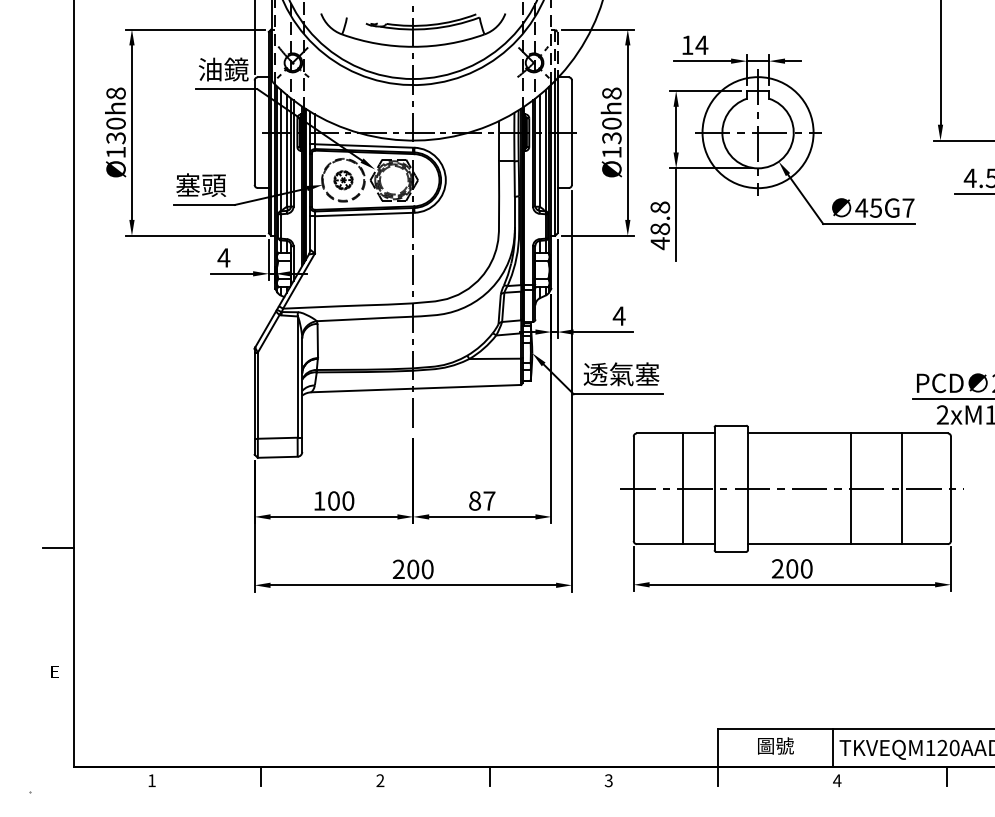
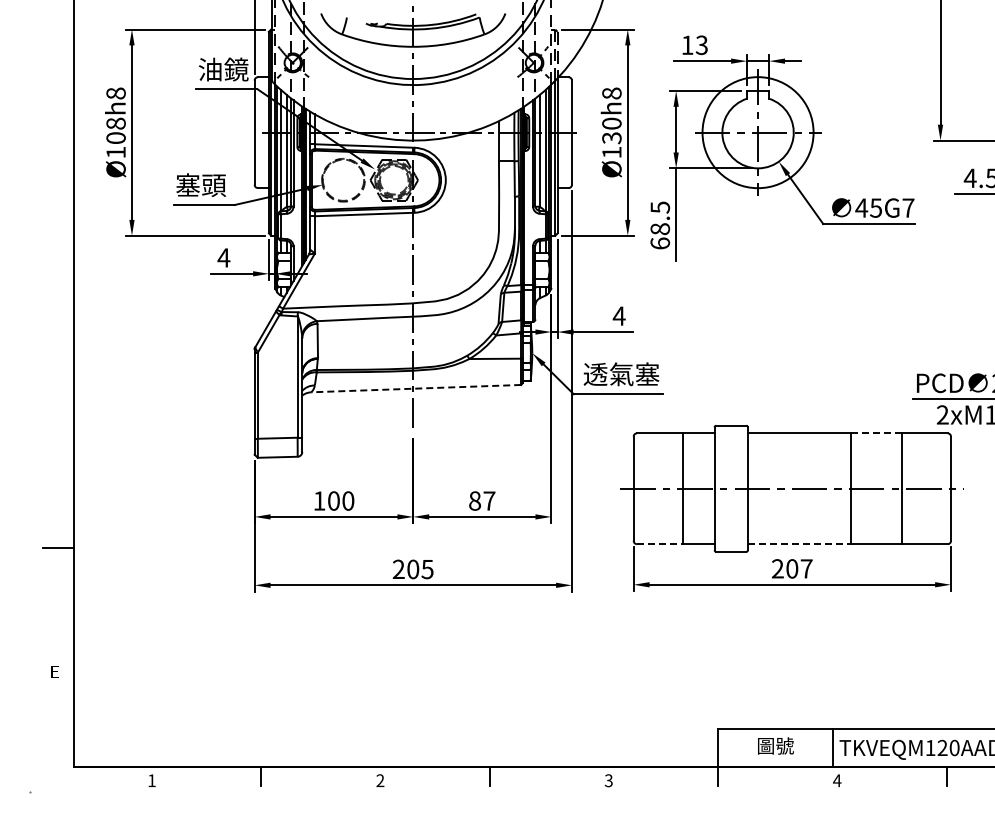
text: 14 -> 13 (701, 45)
text: Ø130h8 -> Ø108h8 (115, 130)
part: present -> none (343, 180)
text: 48.8 -> 68.5 (660, 225)
line: solid -> dashed (416, 388)
line: solid -> dashed (876, 433)
line: solid -> dashed (660, 544)
line: solid -> dashed (799, 544)
text: 200 -> 207 (806, 568)
text: 200 -> 205 (427, 569)
